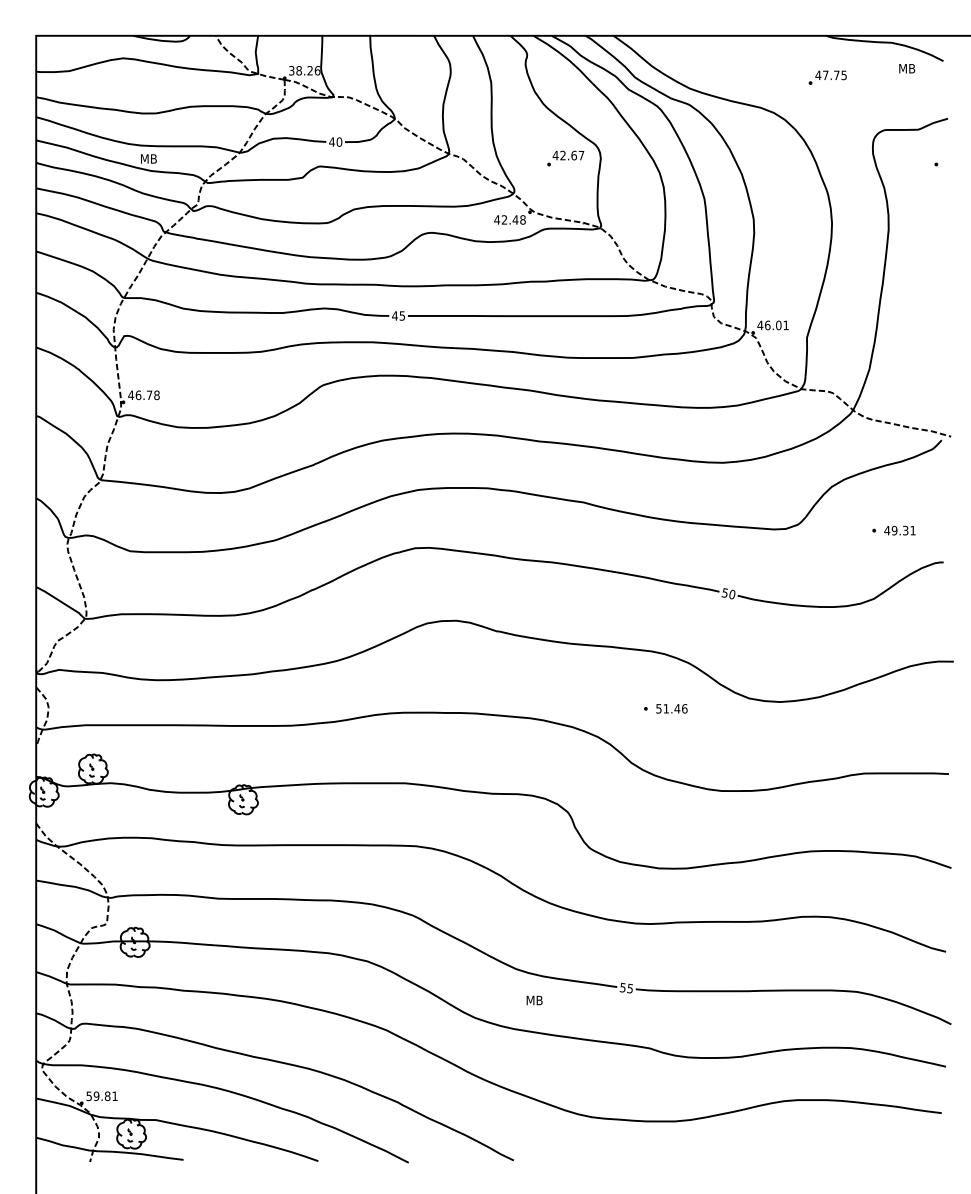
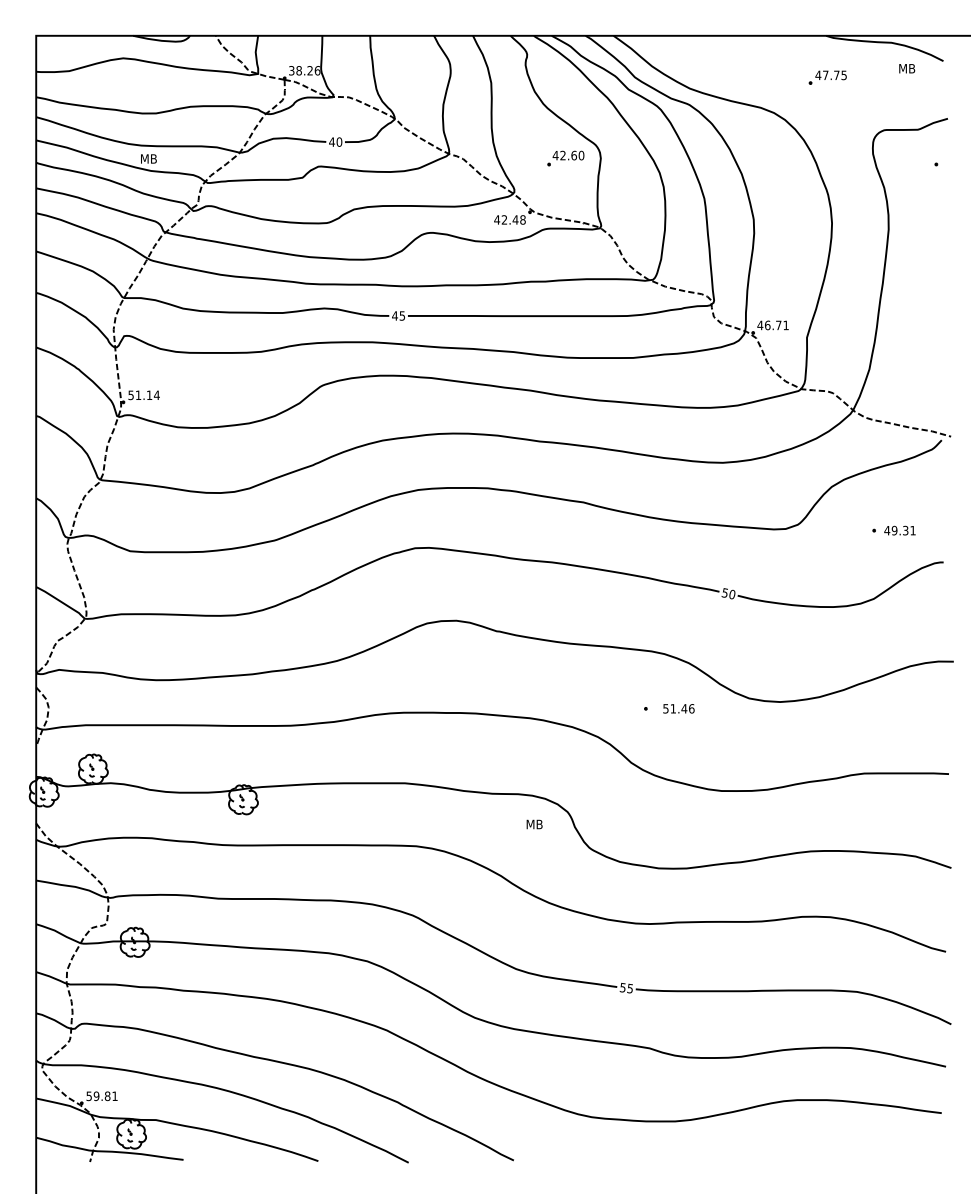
text: 42.67 -> 42.60 (581, 155)
text: 46.01 -> 46.71 (778, 325)
text: 46.78 -> 51.14 (143, 395)
text position: (671, 708) -> (678, 708) (678, 708)
text position: (534, 1000) -> (534, 824) (534, 824)
